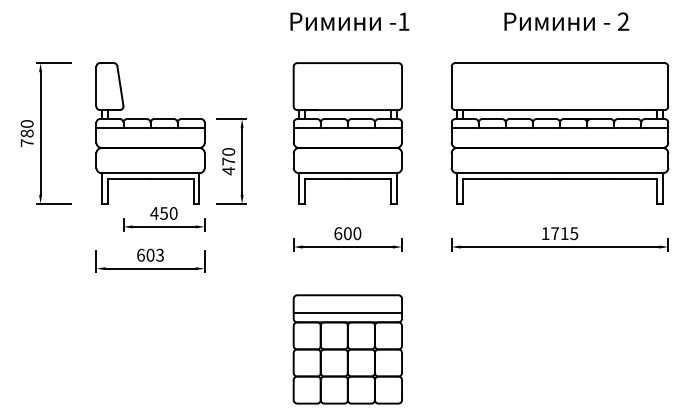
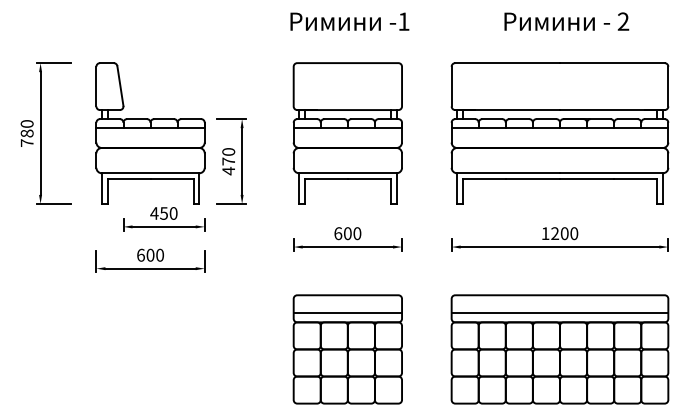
text: 1715 -> 1200 (564, 233)
text: 603 -> 600 (159, 255)
part: none -> present (559, 349)
